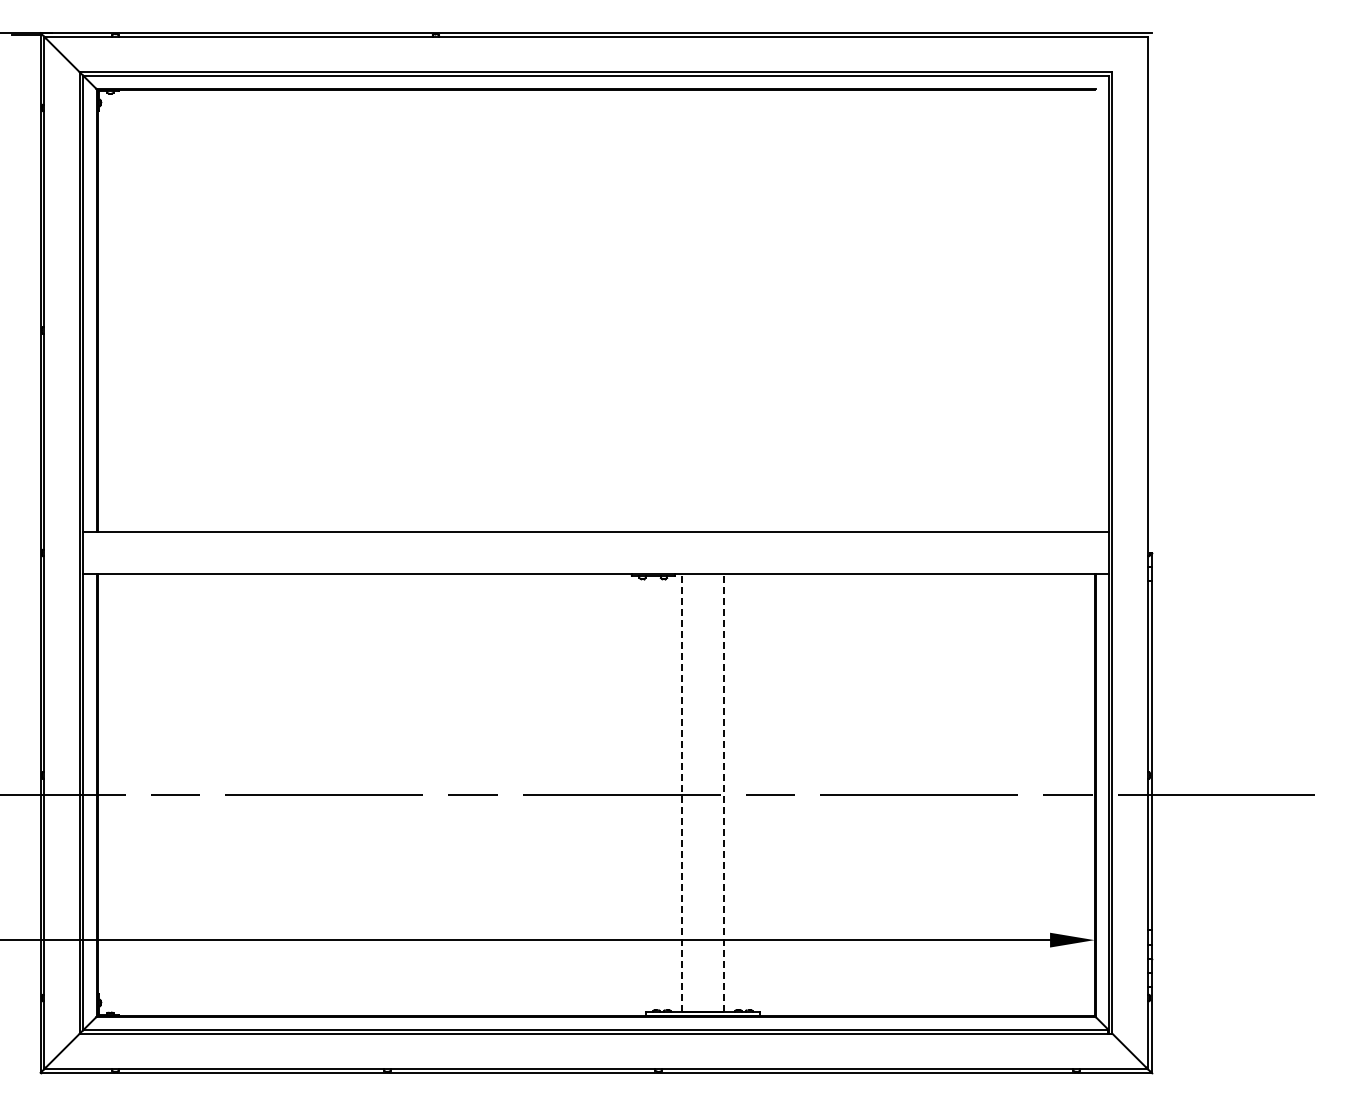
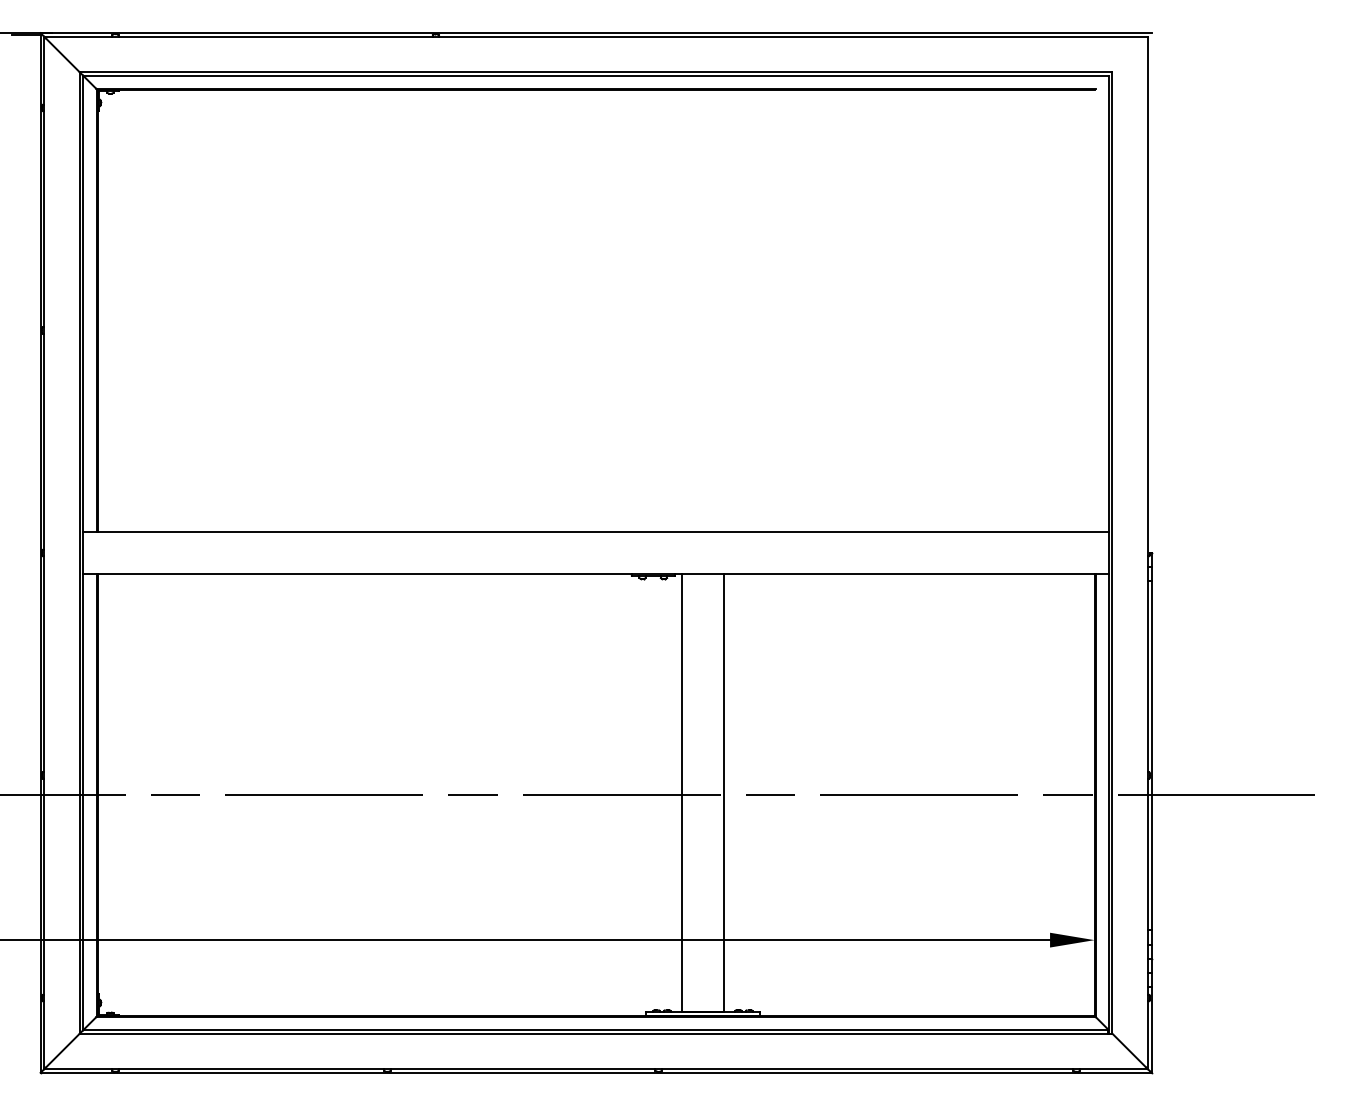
line: dashed -> solid (681, 793)
line: dashed -> solid (724, 793)
